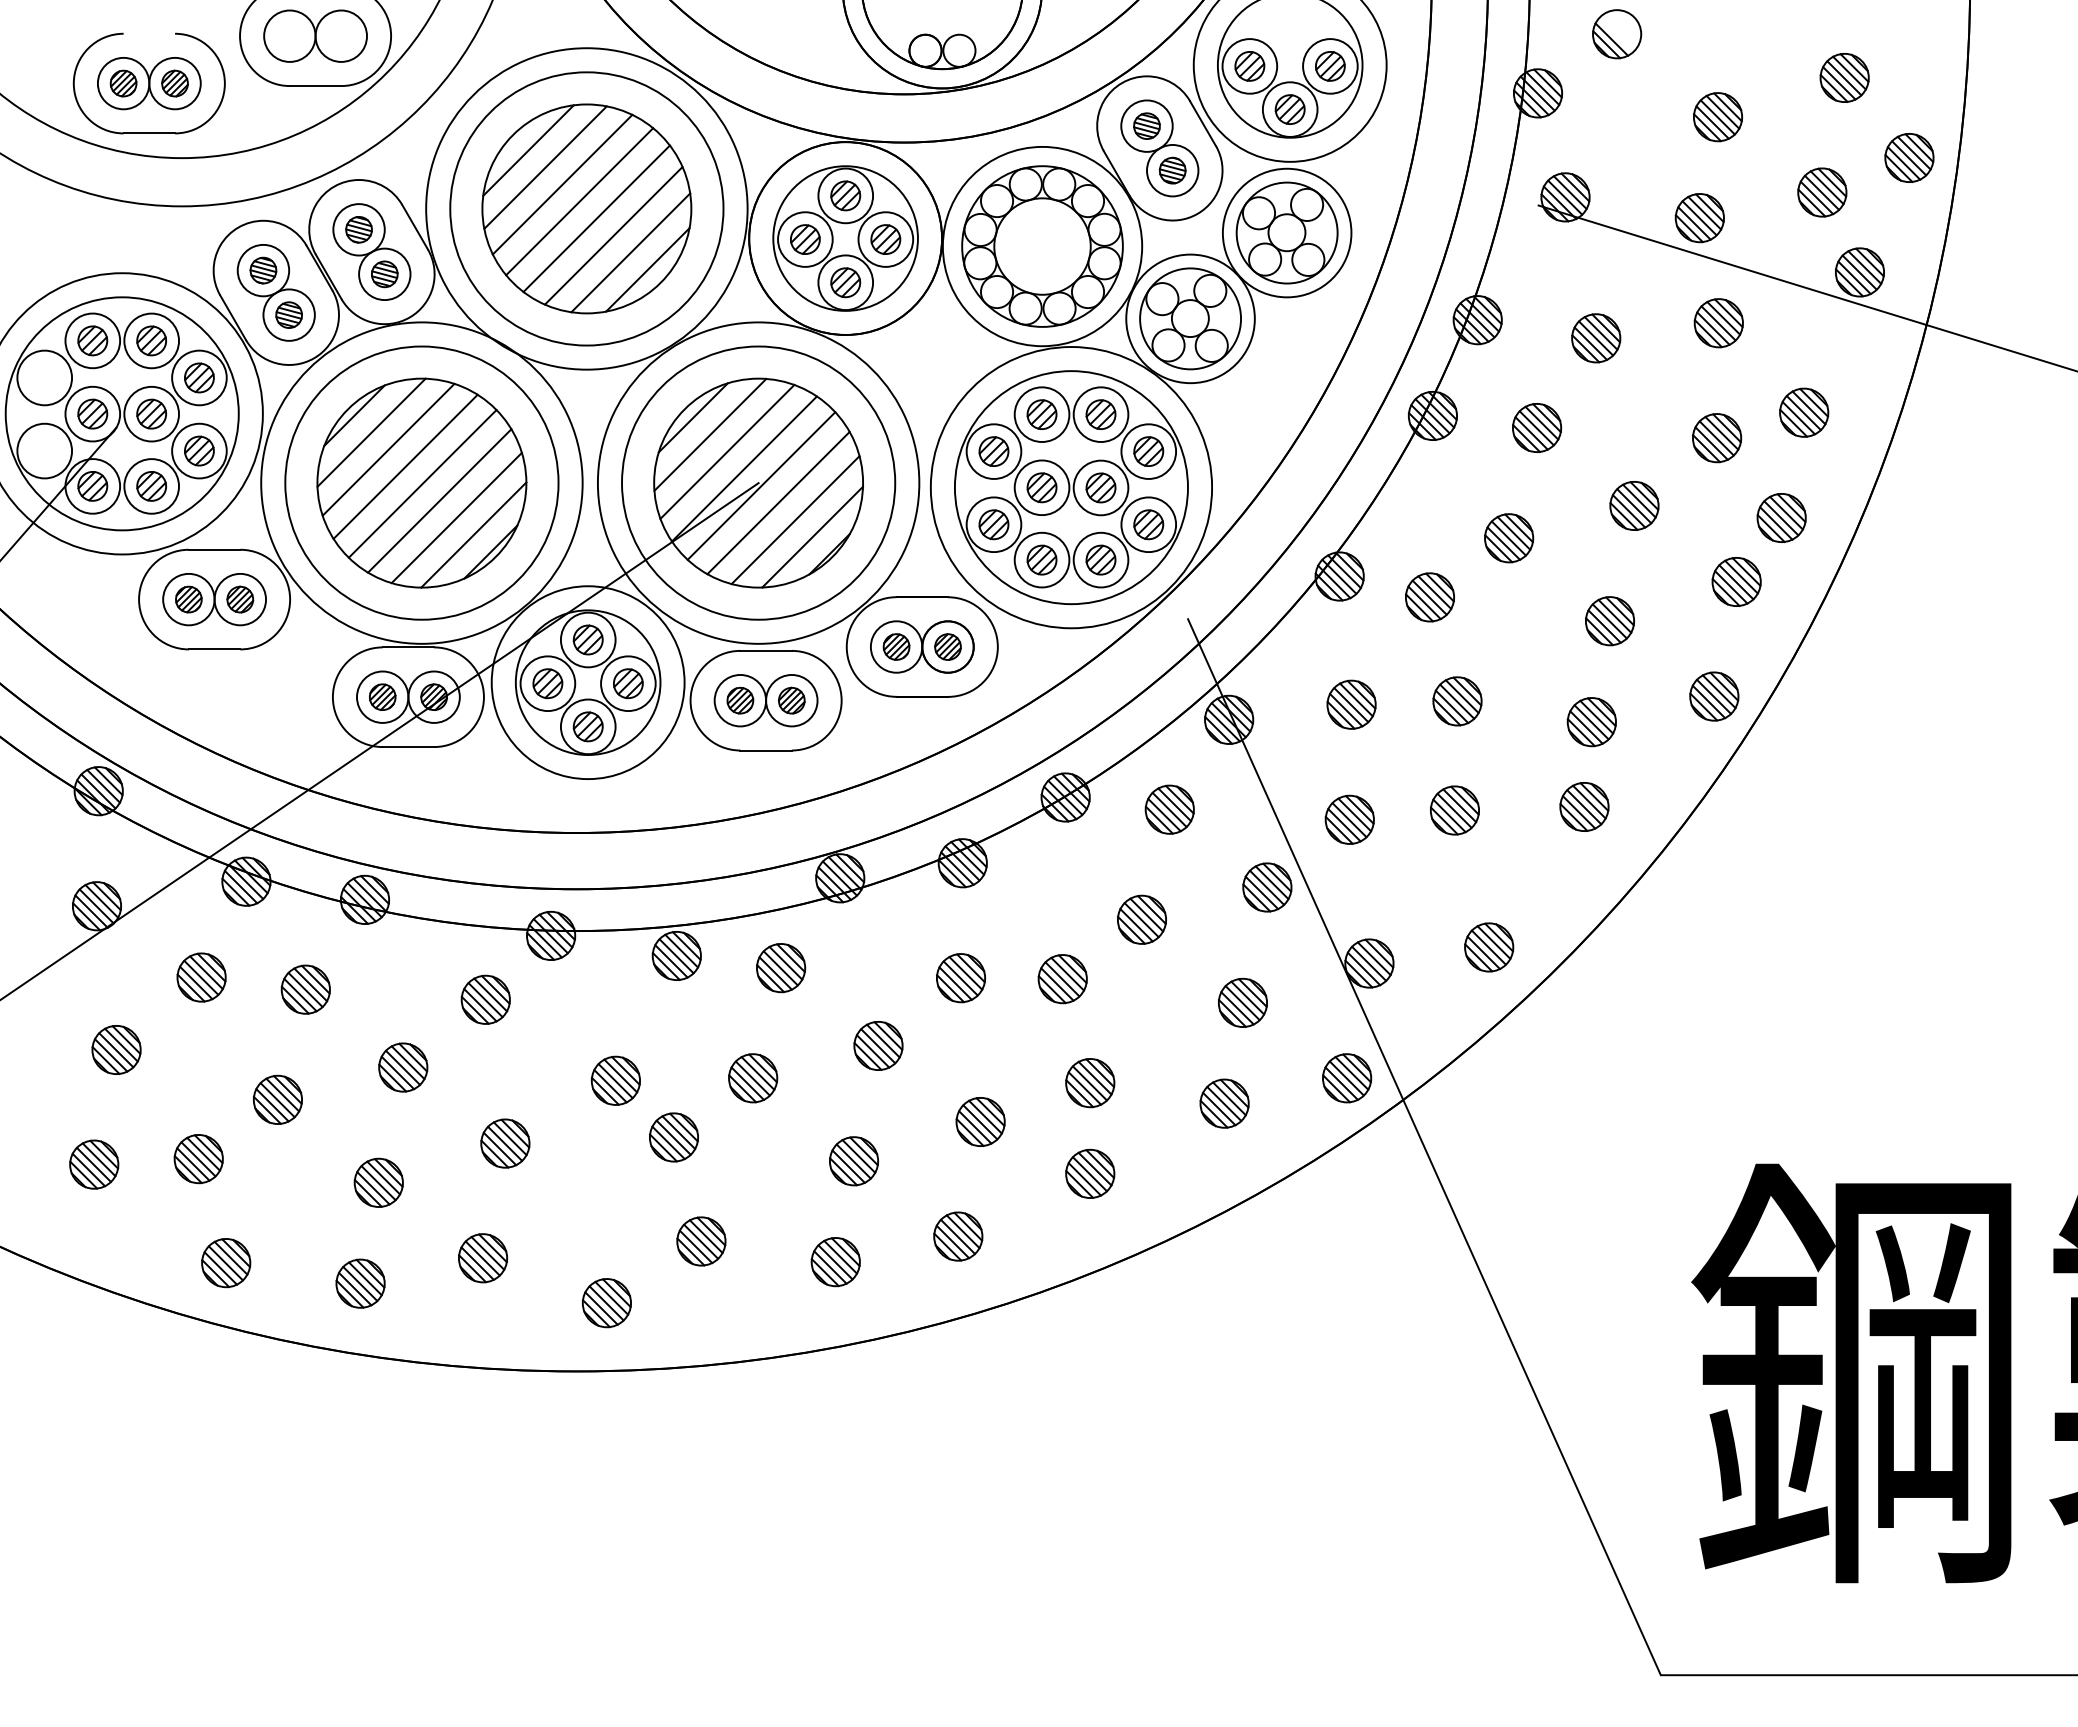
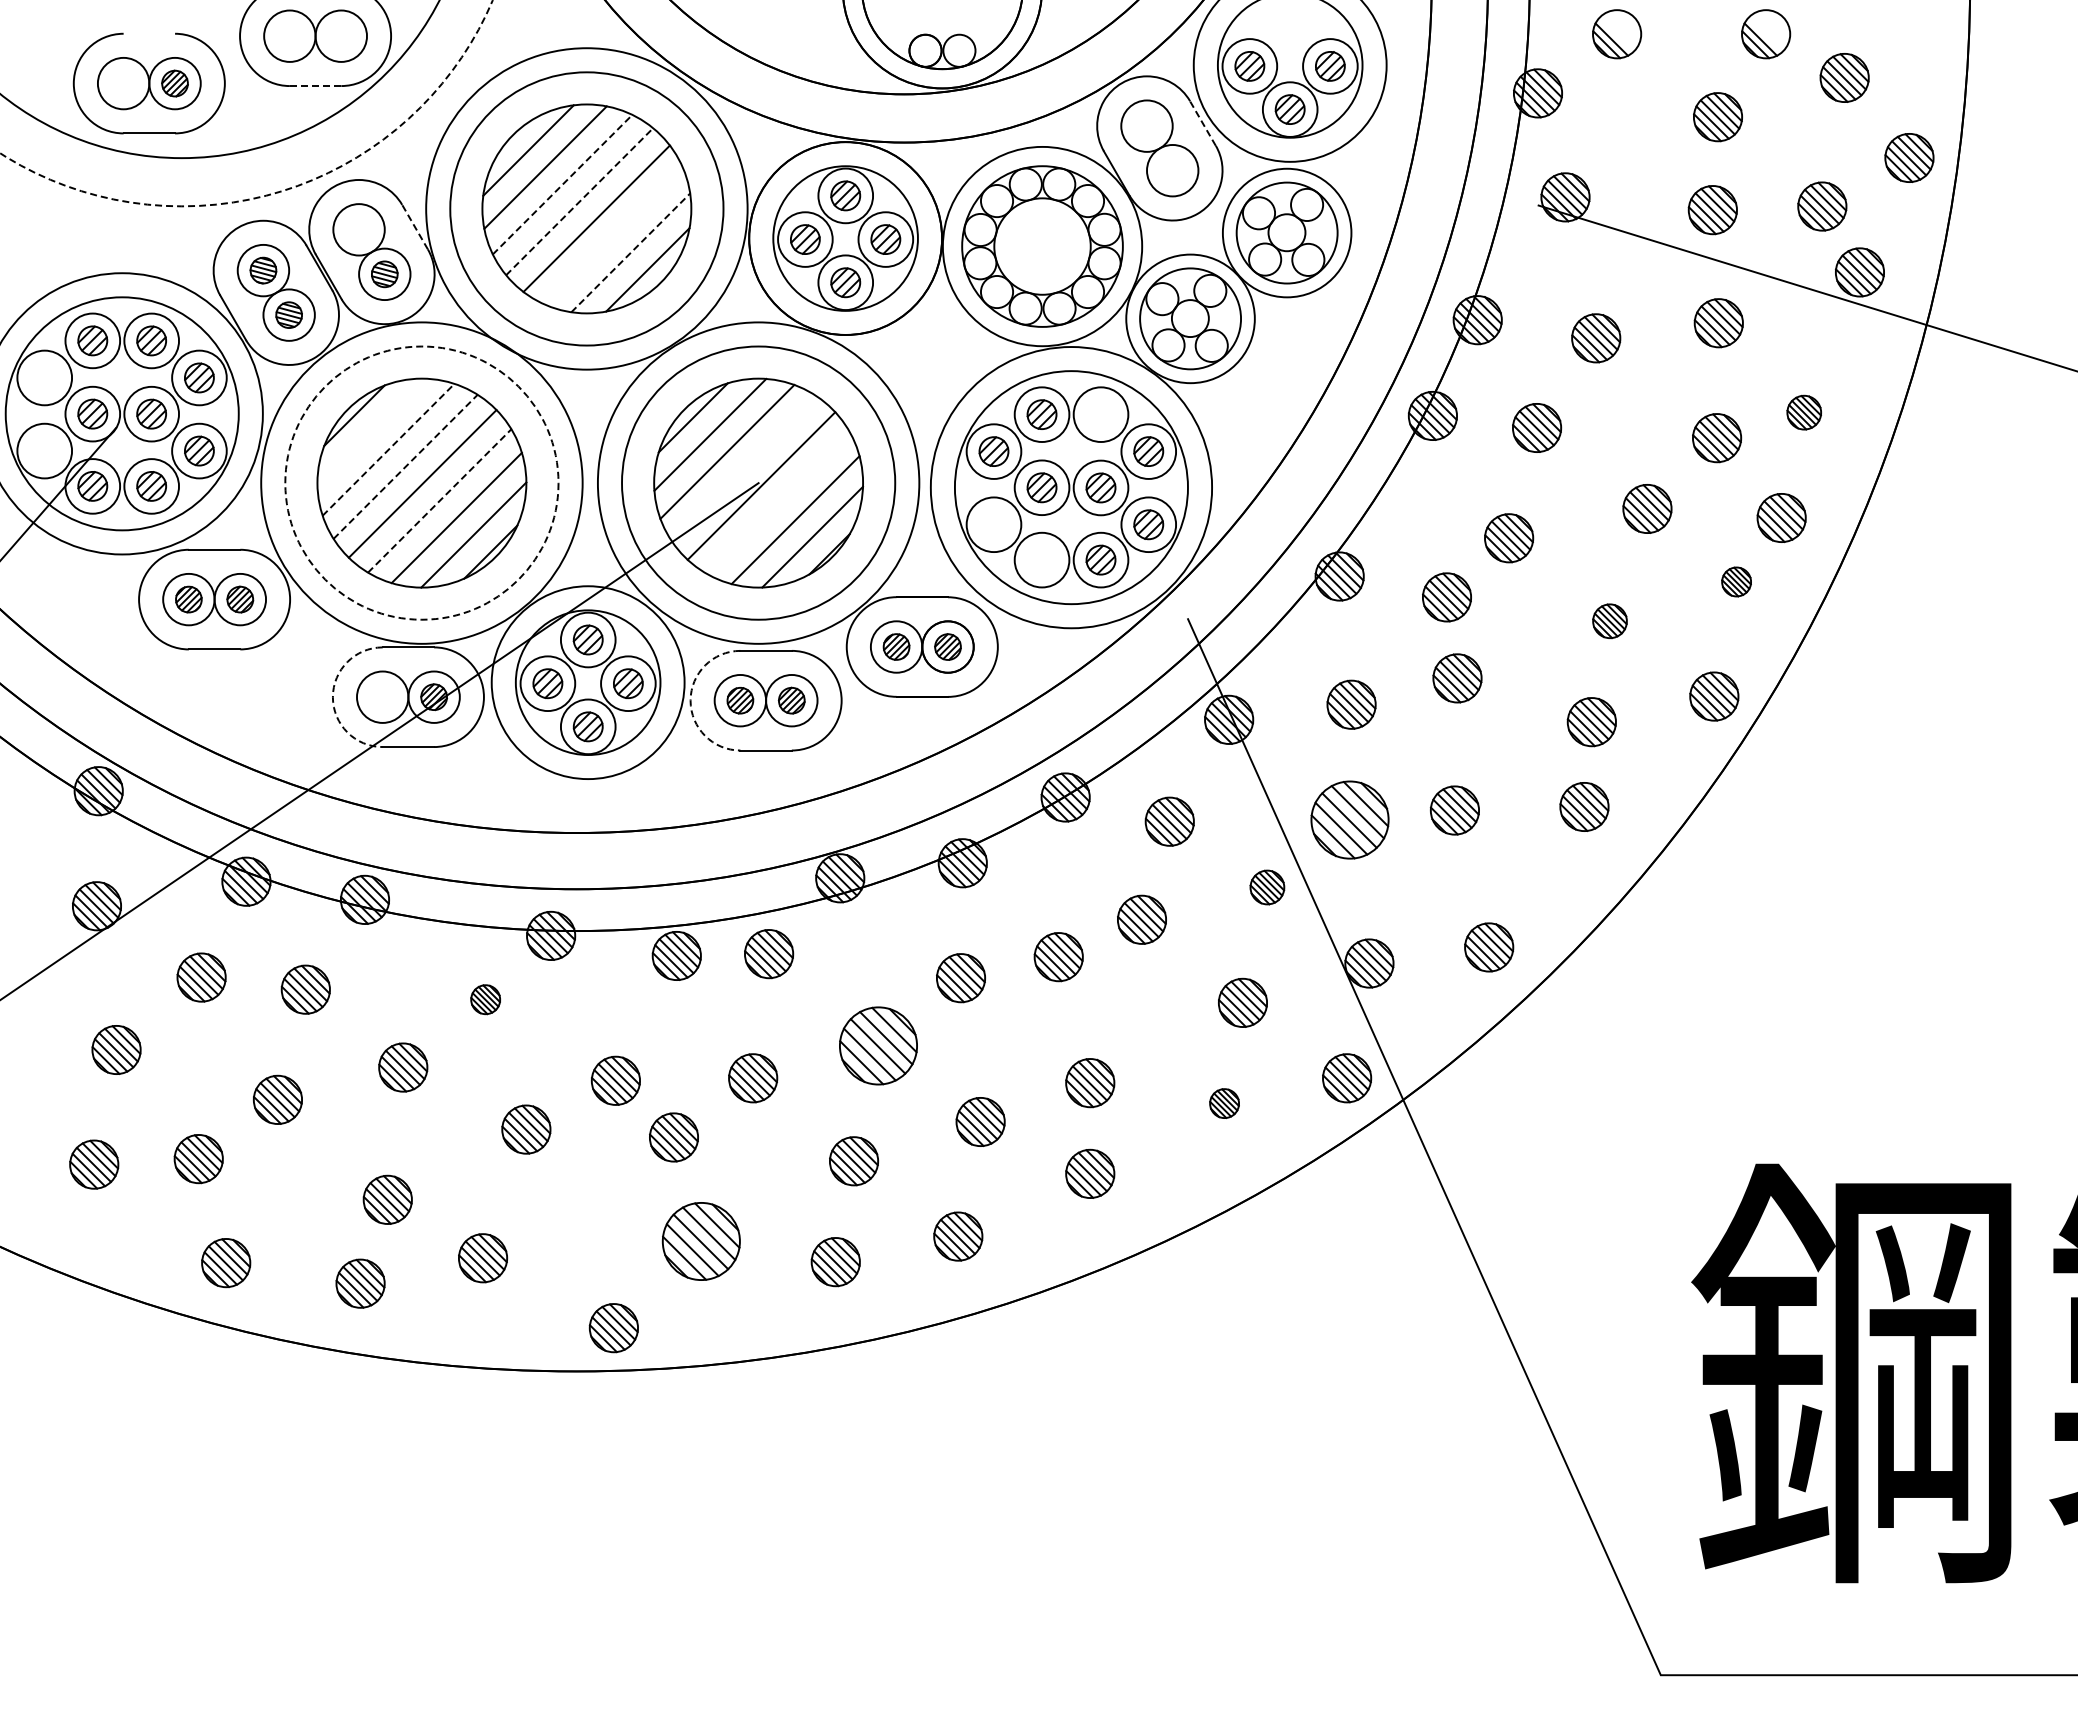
part: none -> present (1766, 34)
part: present -> none (123, 83)
line: solid -> dashed (315, 86)
circle: solid -> dashed (246, 103)
line: solid -> dashed (1202, 123)
part: present -> none (1146, 125)
part: present -> none (1172, 170)
line: solid -> dashed (562, 184)
part position: (1822, 192) -> (1822, 206) (1822, 206)
line: solid -> dashed (579, 201)
part position: (1699, 218) -> (1712, 210) (1712, 210)
line: solid -> dashed (415, 227)
part: present -> none (358, 229)
line: present -> none (613, 235)
line: solid -> dashed (630, 252)
part size: 51x51 px -> 36x37 px (1803, 412)
part: present -> none (1100, 414)
line: present -> none (371, 432)
line: solid -> dashed (388, 449)
line: solid -> dashed (405, 466)
line: present -> none (743, 468)
circle: solid -> dashed (421, 482)
line: solid -> dashed (440, 500)
line: present -> none (778, 502)
part position: (1634, 505) -> (1647, 508) (1647, 508)
part: present -> none (993, 524)
part: present -> none (1041, 559)
part size: 51x50 px -> 31x32 px (1736, 581)
part position: (1429, 597) -> (1446, 597) (1446, 597)
part size: 50x51 px -> 36x37 px (1609, 621)
part: present -> none (382, 696)
arc: solid -> dashed (332, 697)
arc: solid -> dashed (690, 700)
part position: (1457, 701) -> (1457, 678) (1457, 678)
part position: (1169, 809) -> (1169, 821) (1169, 821)
part size: 51x51 px -> 80x80 px (1349, 819)
part size: 51x51 px -> 37x37 px (1267, 887)
part position: (781, 968) -> (769, 954) (769, 954)
part position: (1062, 979) -> (1058, 957) (1058, 957)
part size: 51x51 px -> 31x32 px (485, 999)
part size: 51x50 px -> 79x80 px (878, 1045)
part size: 51x51 px -> 31x31 px (1224, 1103)
part position: (505, 1143) -> (526, 1129) (526, 1129)
part position: (378, 1182) -> (387, 1199) (387, 1199)
part size: 51x51 px -> 80x79 px (700, 1241)
part position: (606, 1303) -> (613, 1328) (613, 1328)
